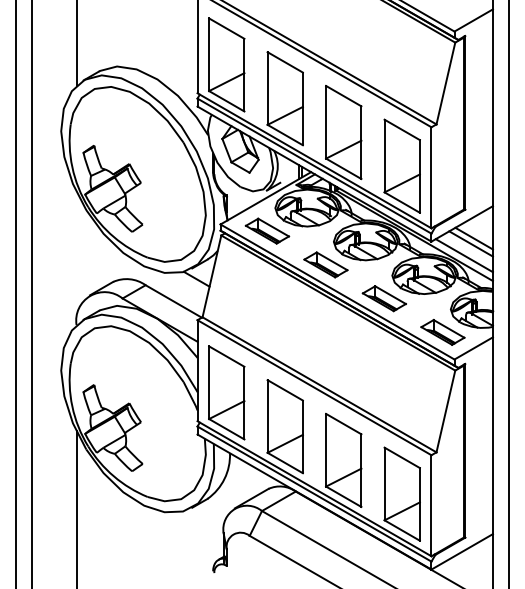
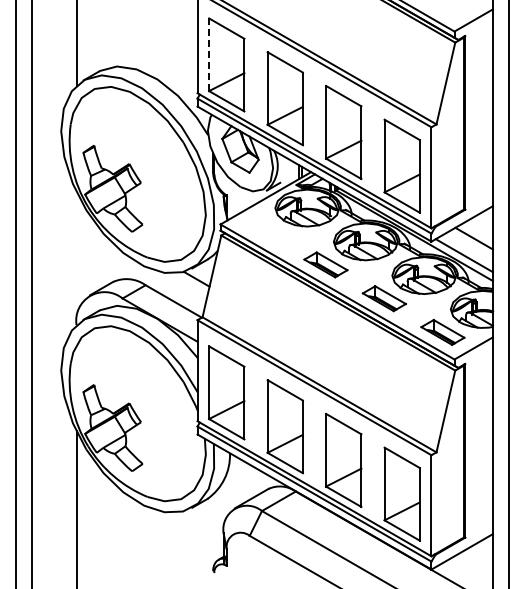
line: solid -> dashed (209, 54)
part: present -> none (267, 230)
line: present -> none (470, 243)
